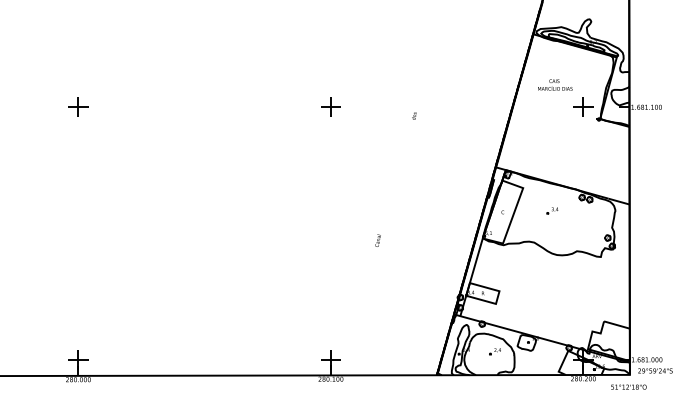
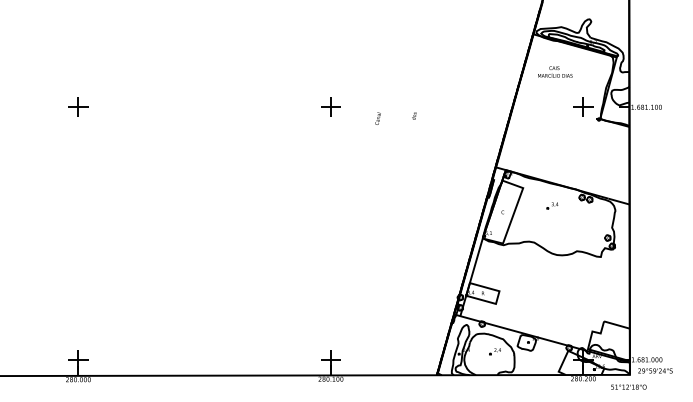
text position: (555, 84) -> (555, 71) (555, 71)
part position: (552, 210) -> (552, 205) (552, 205)
text position: (377, 240) -> (377, 118) (377, 118)
